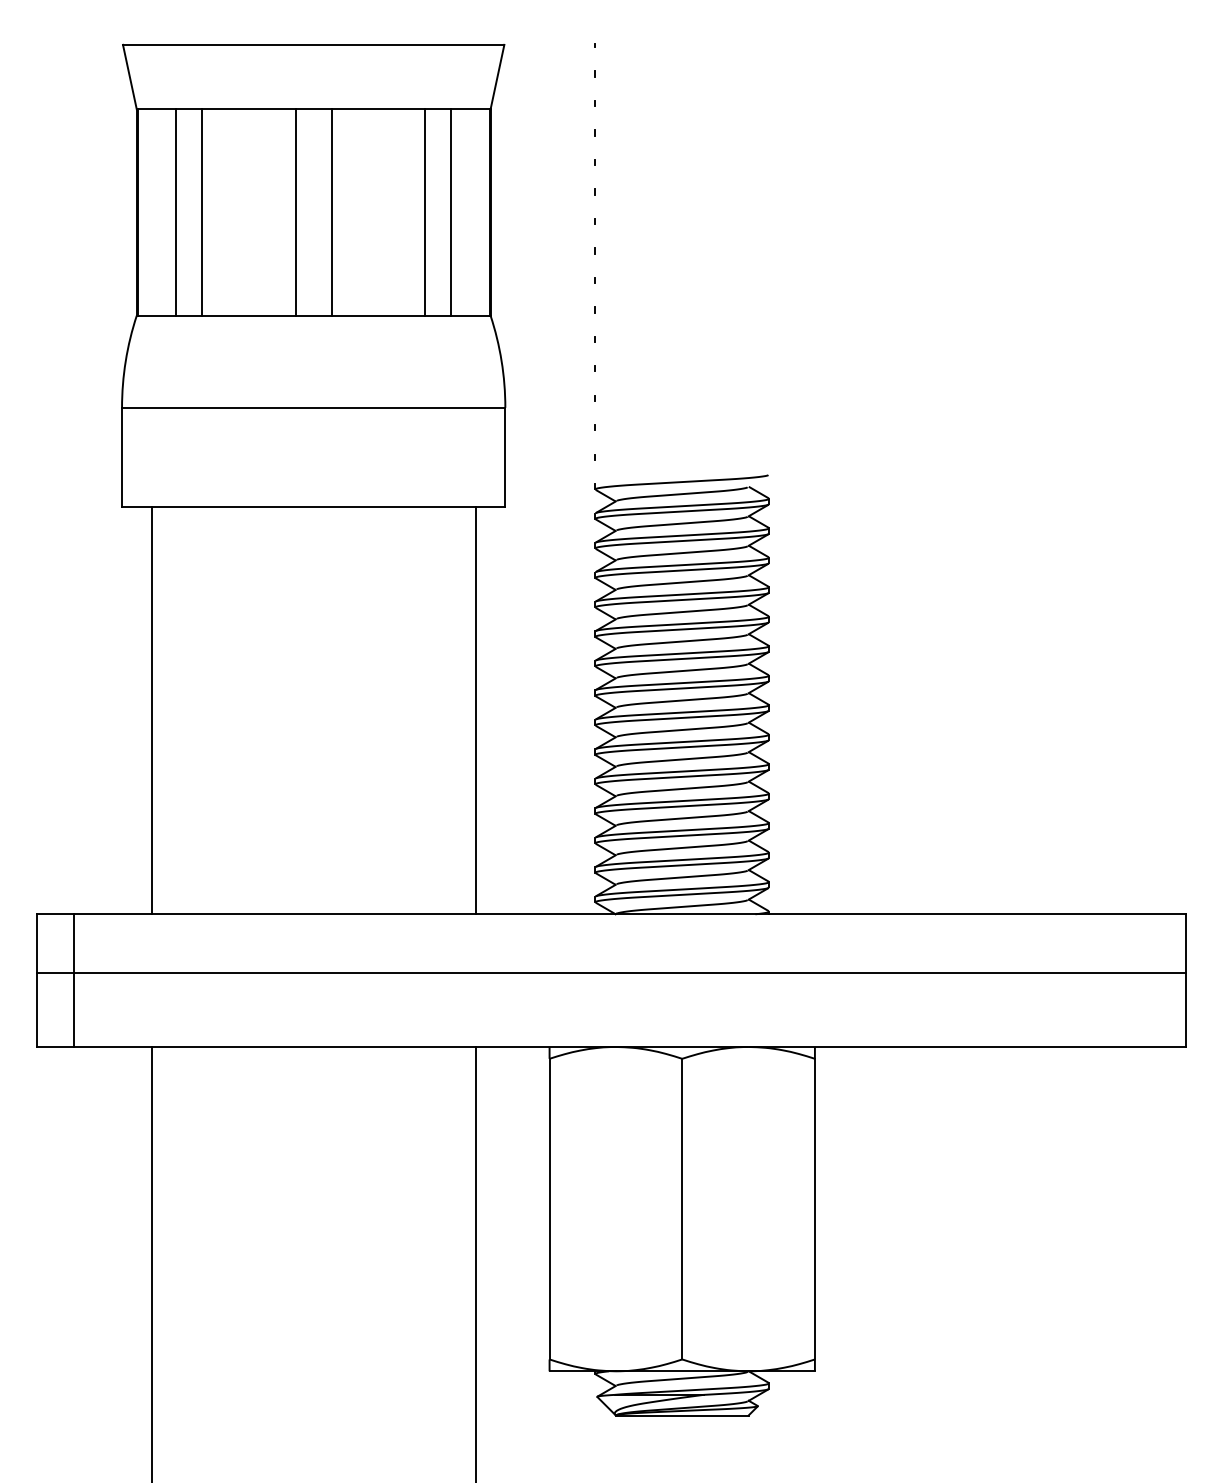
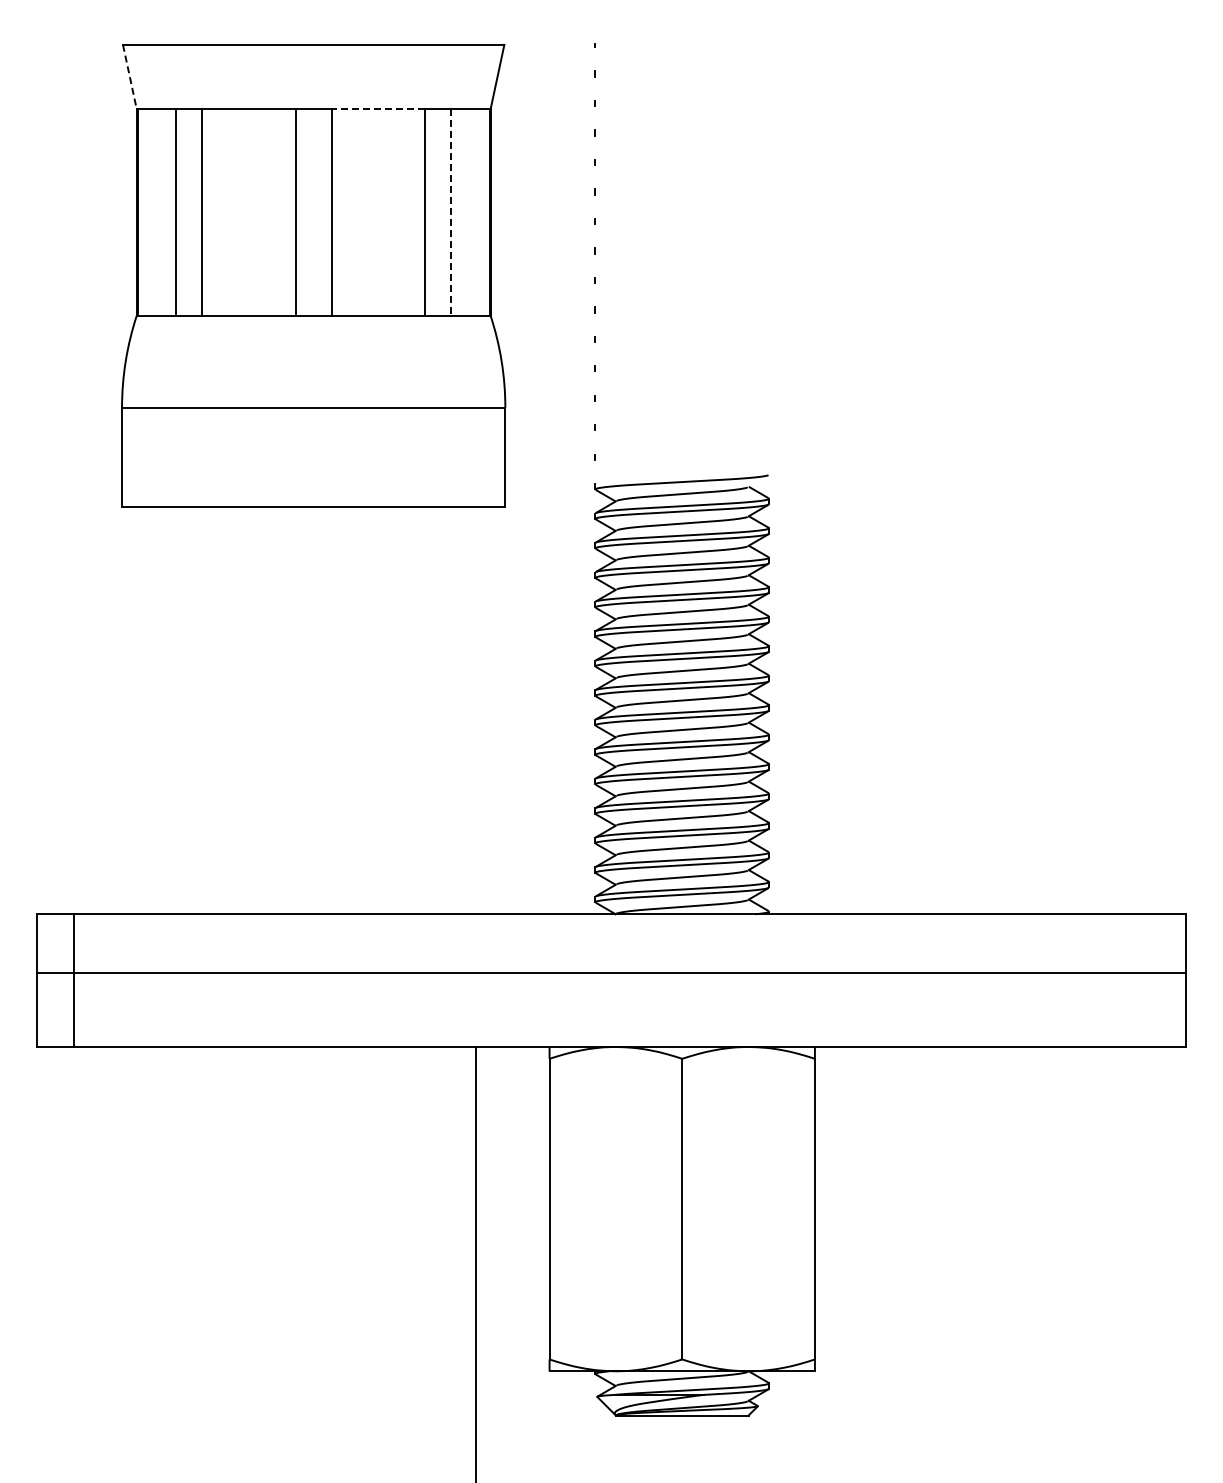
line: solid -> dashed (129, 77)
line: solid -> dashed (378, 109)
line: solid -> dashed (451, 213)
line: present -> none (151, 710)
line: present -> none (475, 710)
line: present -> none (151, 1262)
